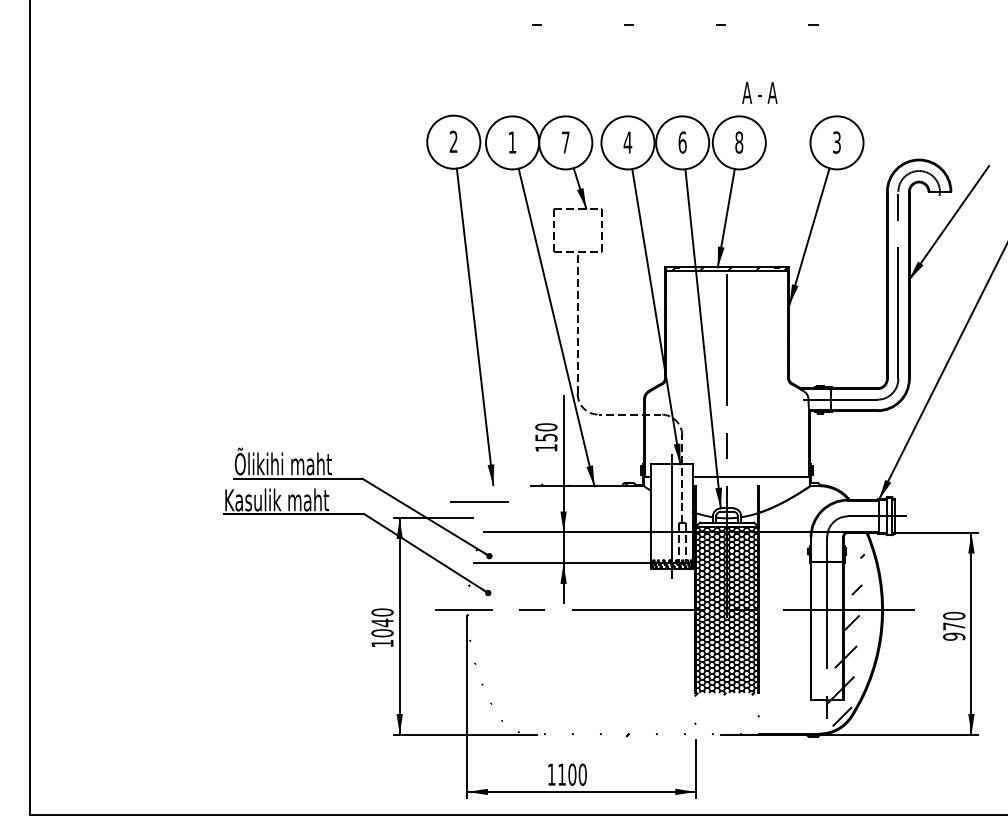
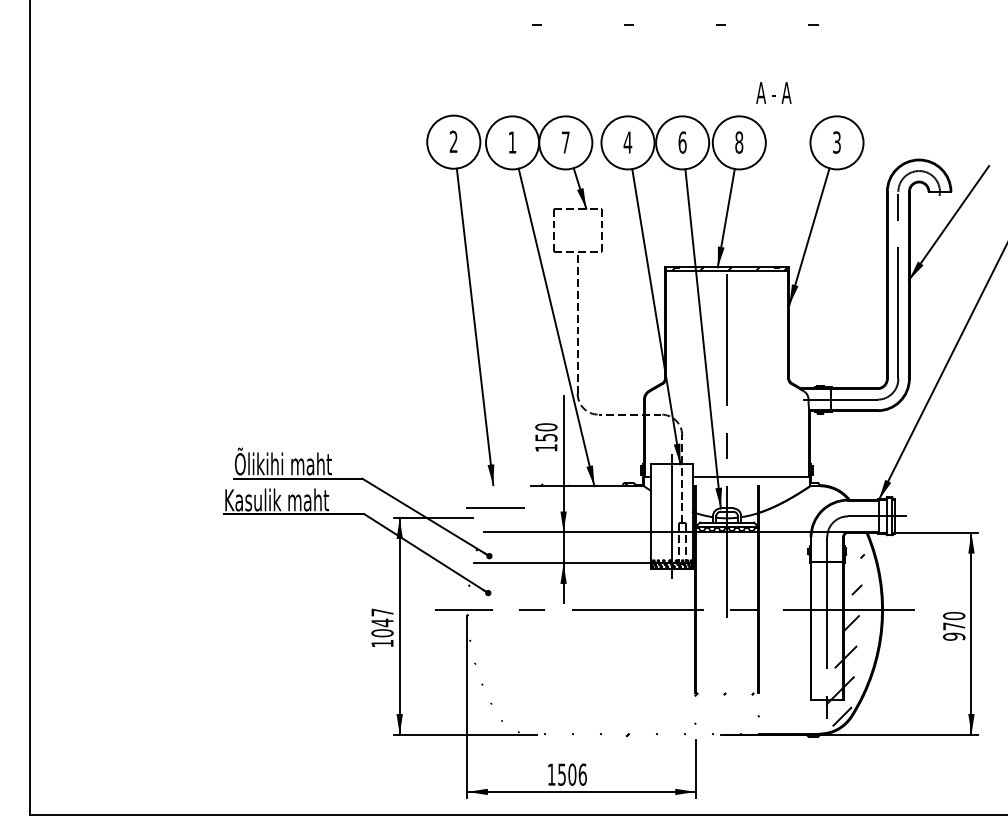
text position: (759, 92) -> (773, 92) (773, 92)
line position: (479, 501) -> (495, 507) (495, 507)
text: 1040 -> 1047 (382, 612)
hatch: present -> none (726, 612)
text: 1100 -> 1506 (572, 774)
